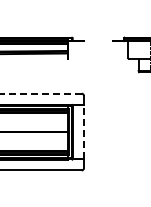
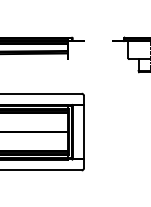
line: dashed -> solid (40, 93)
line: dashed -> solid (83, 132)
